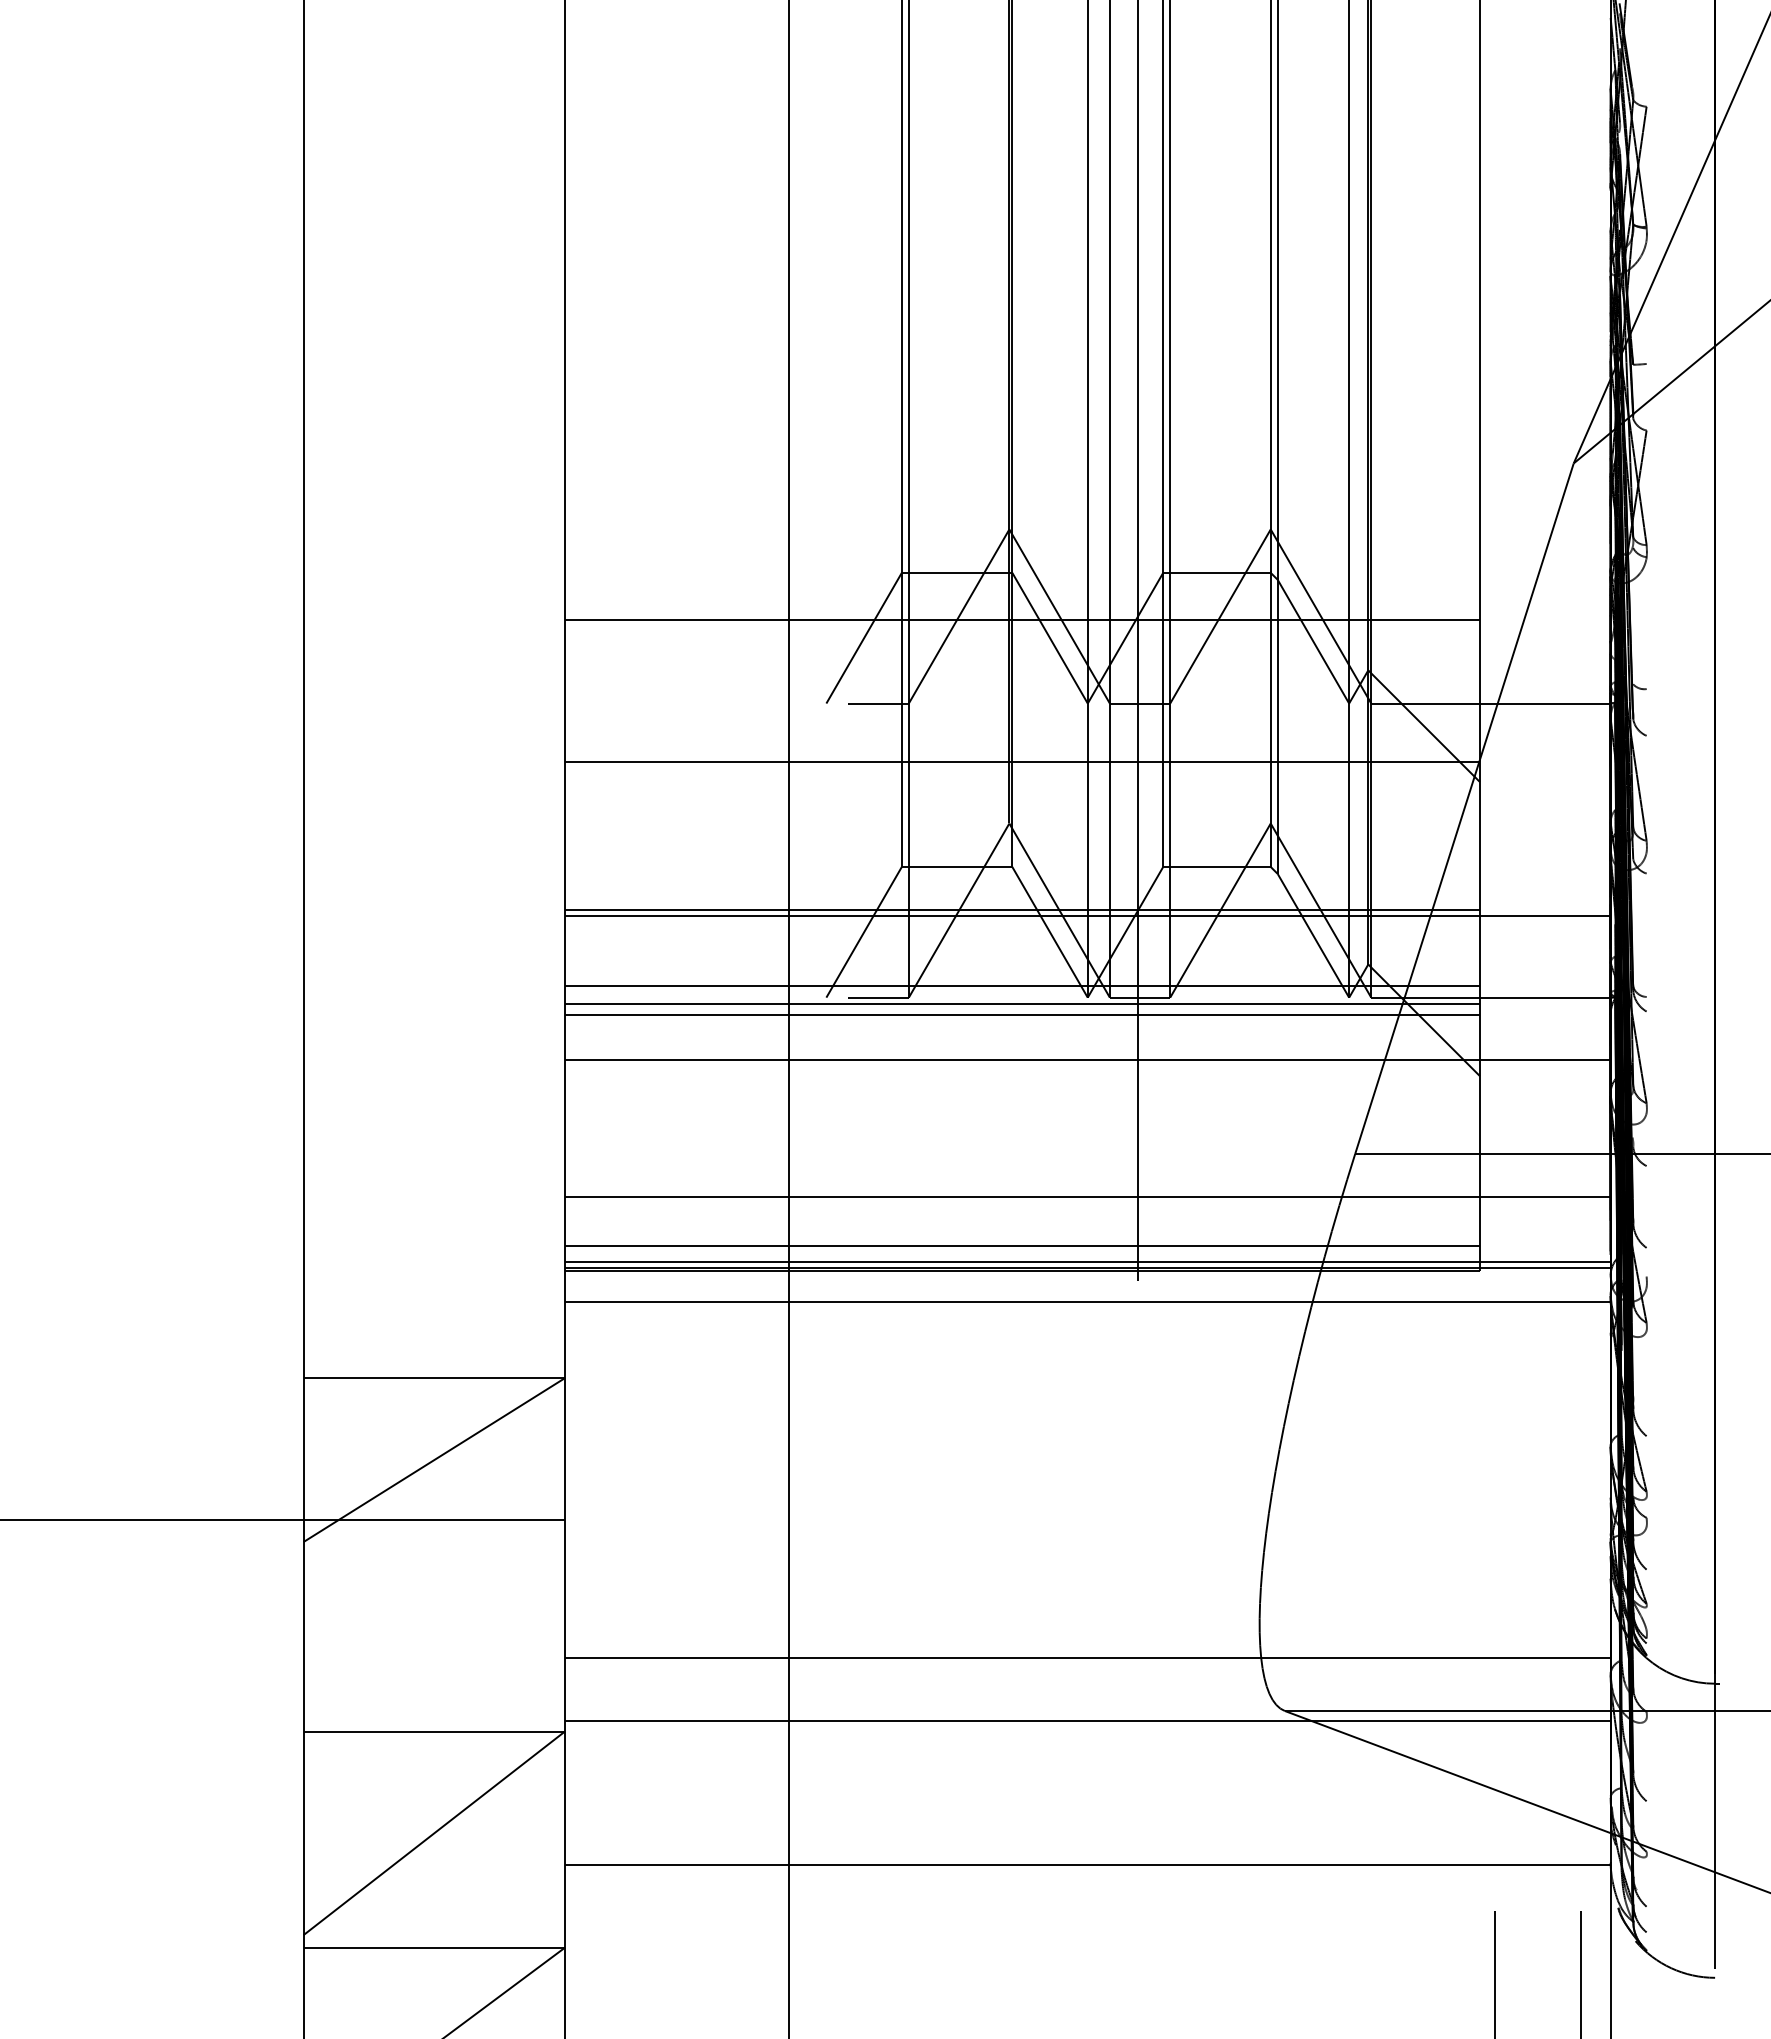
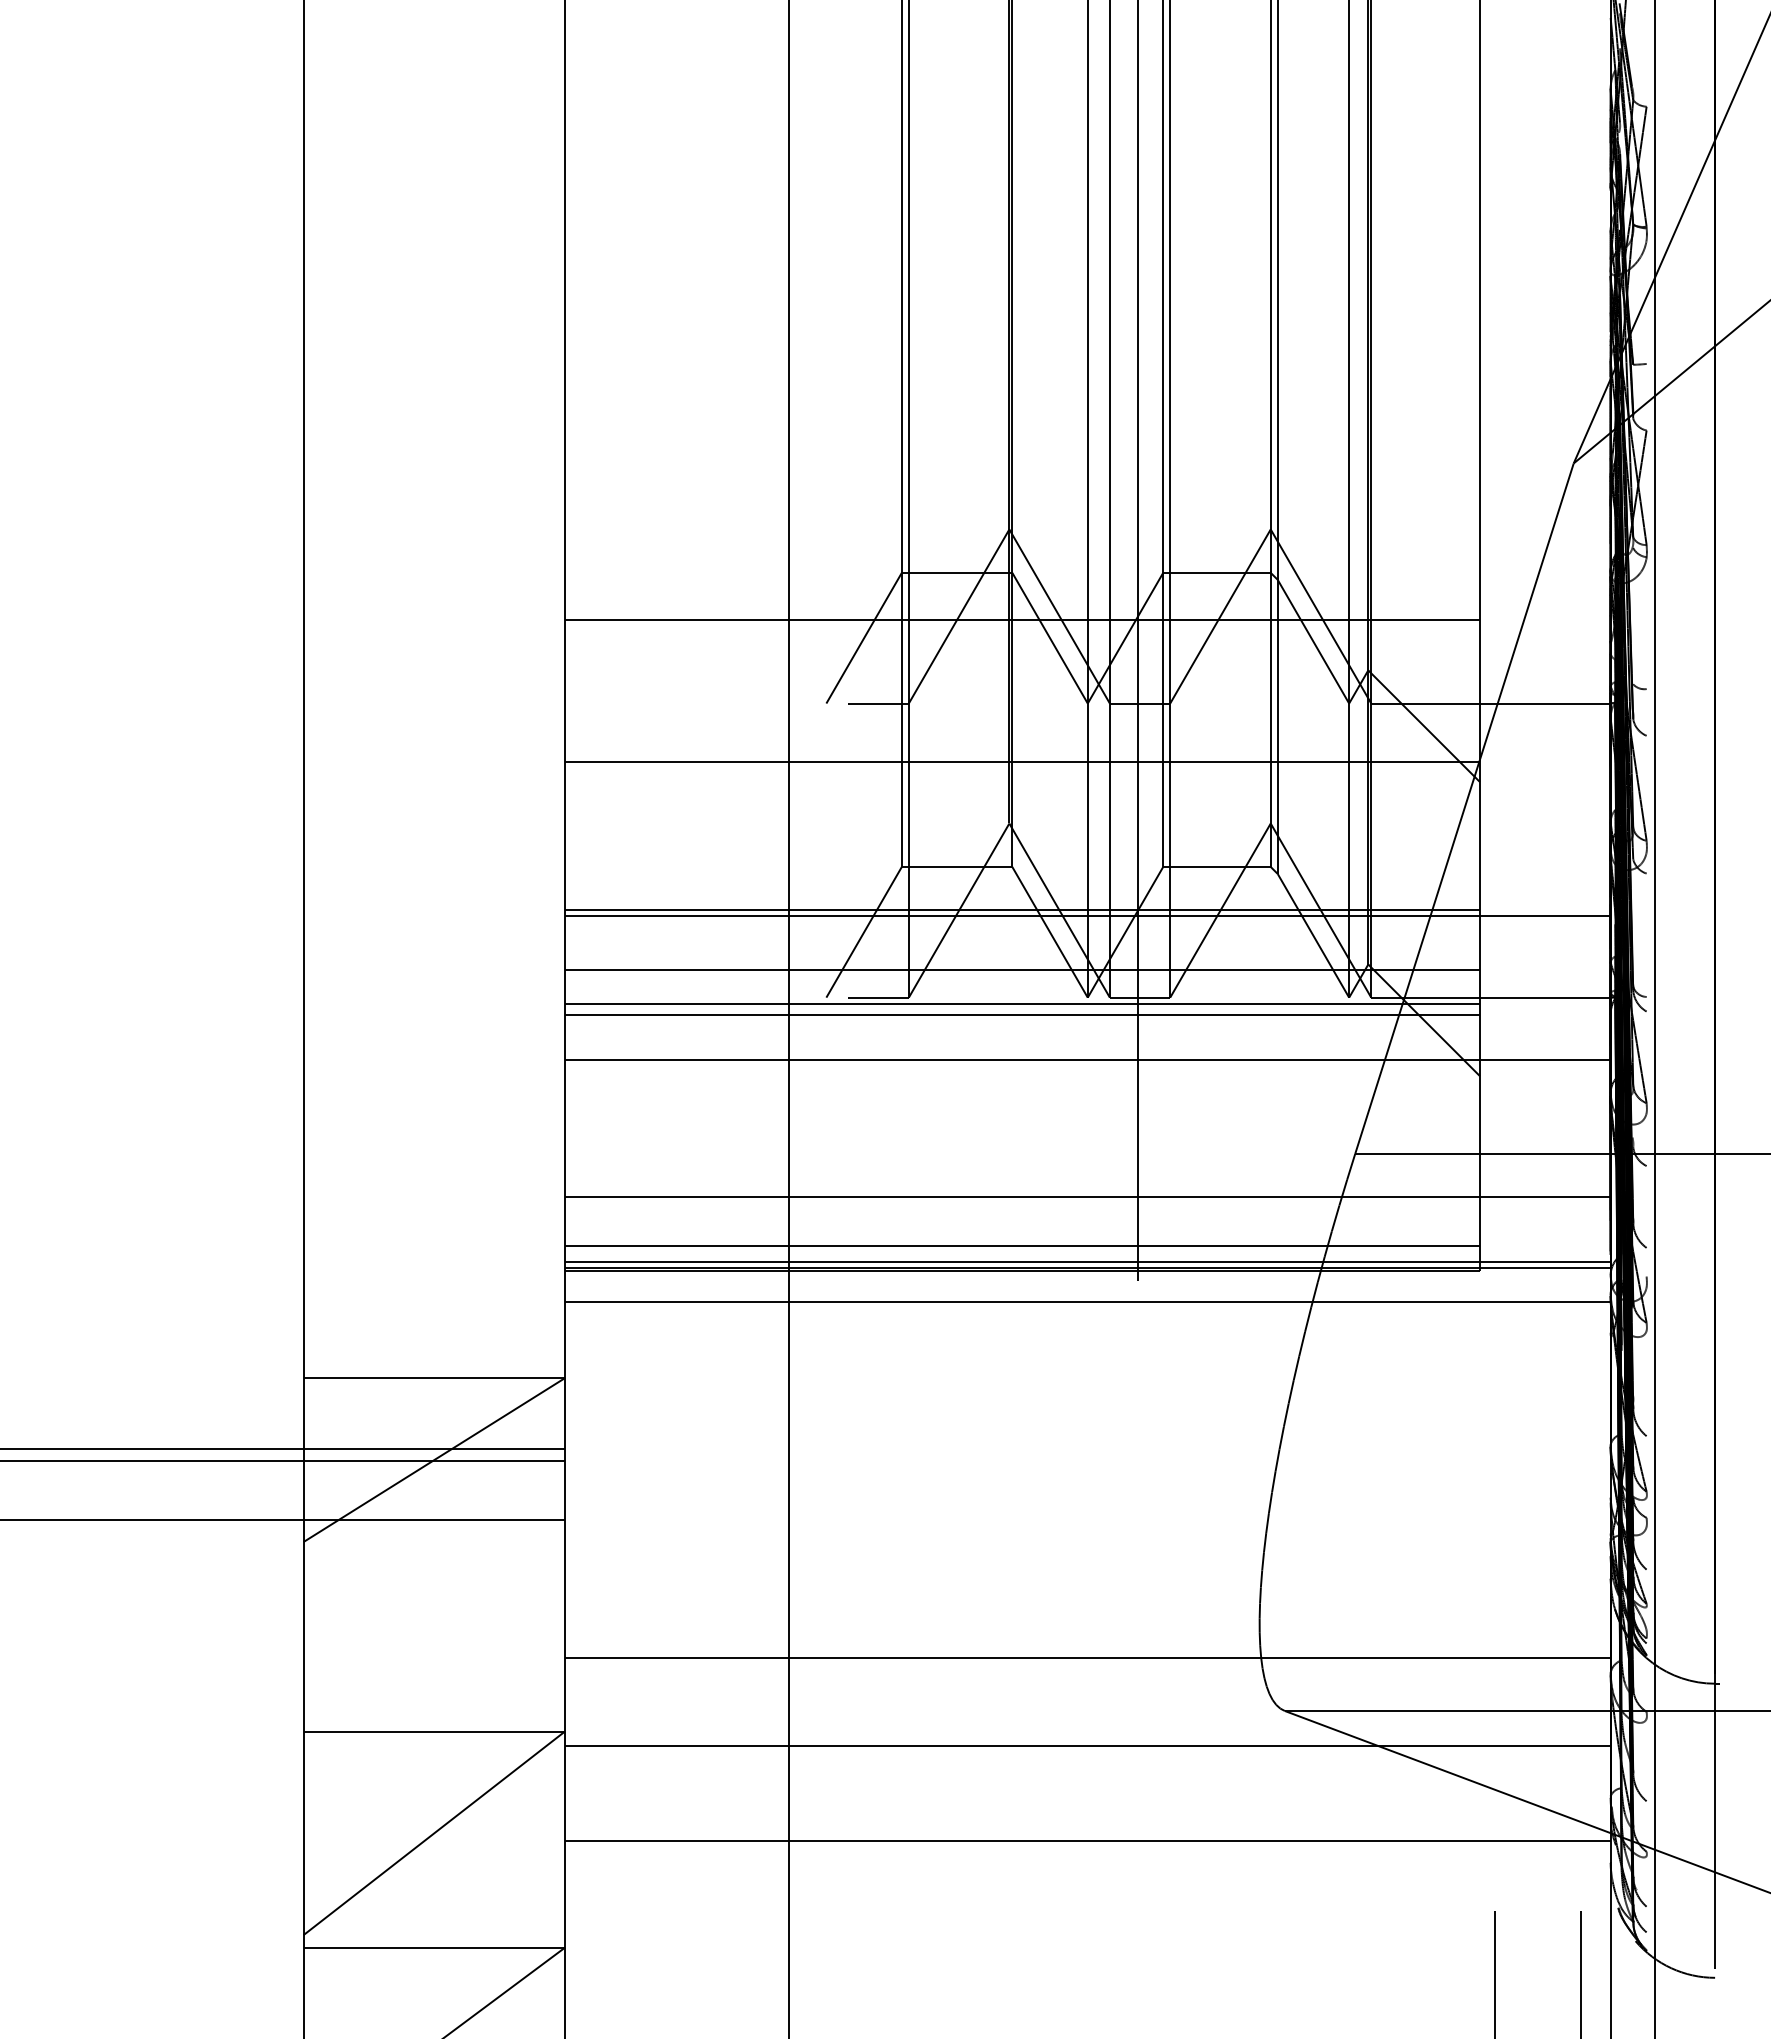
line position: (1022, 985) -> (1022, 969) (1022, 969)
line: none -> present (1655, 1018)
line: none -> present (283, 1448)
line: none -> present (283, 1461)
line position: (1087, 1720) -> (1087, 1745) (1087, 1745)
line position: (1087, 1865) -> (1087, 1841) (1087, 1841)
